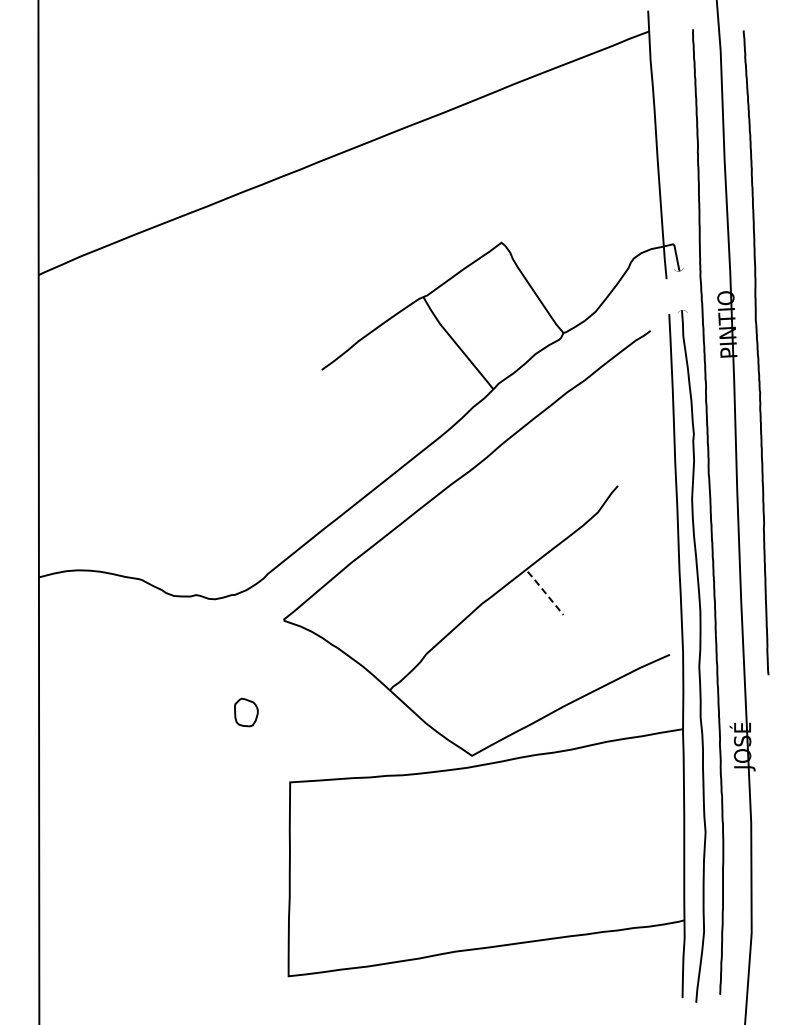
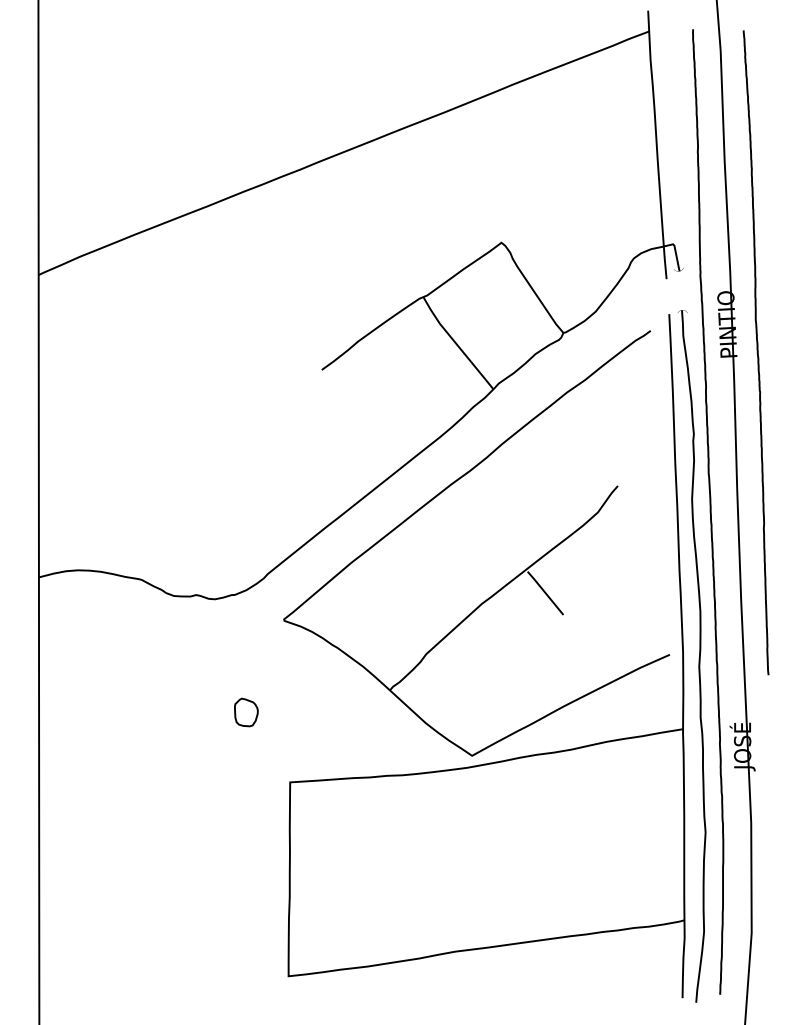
line: dashed -> solid (545, 592)
